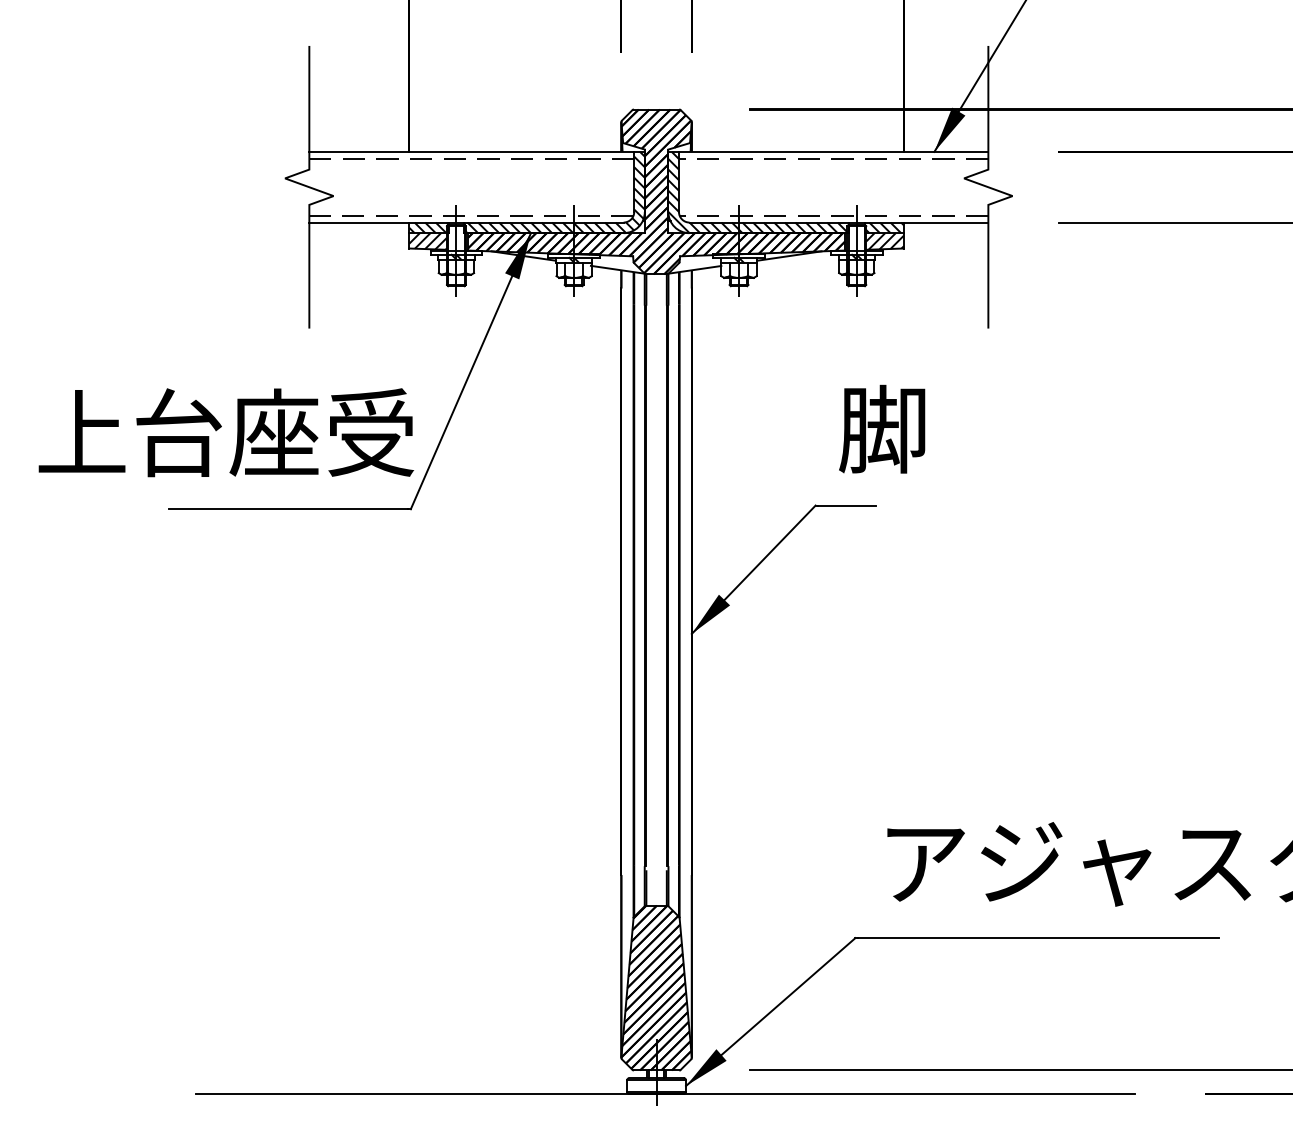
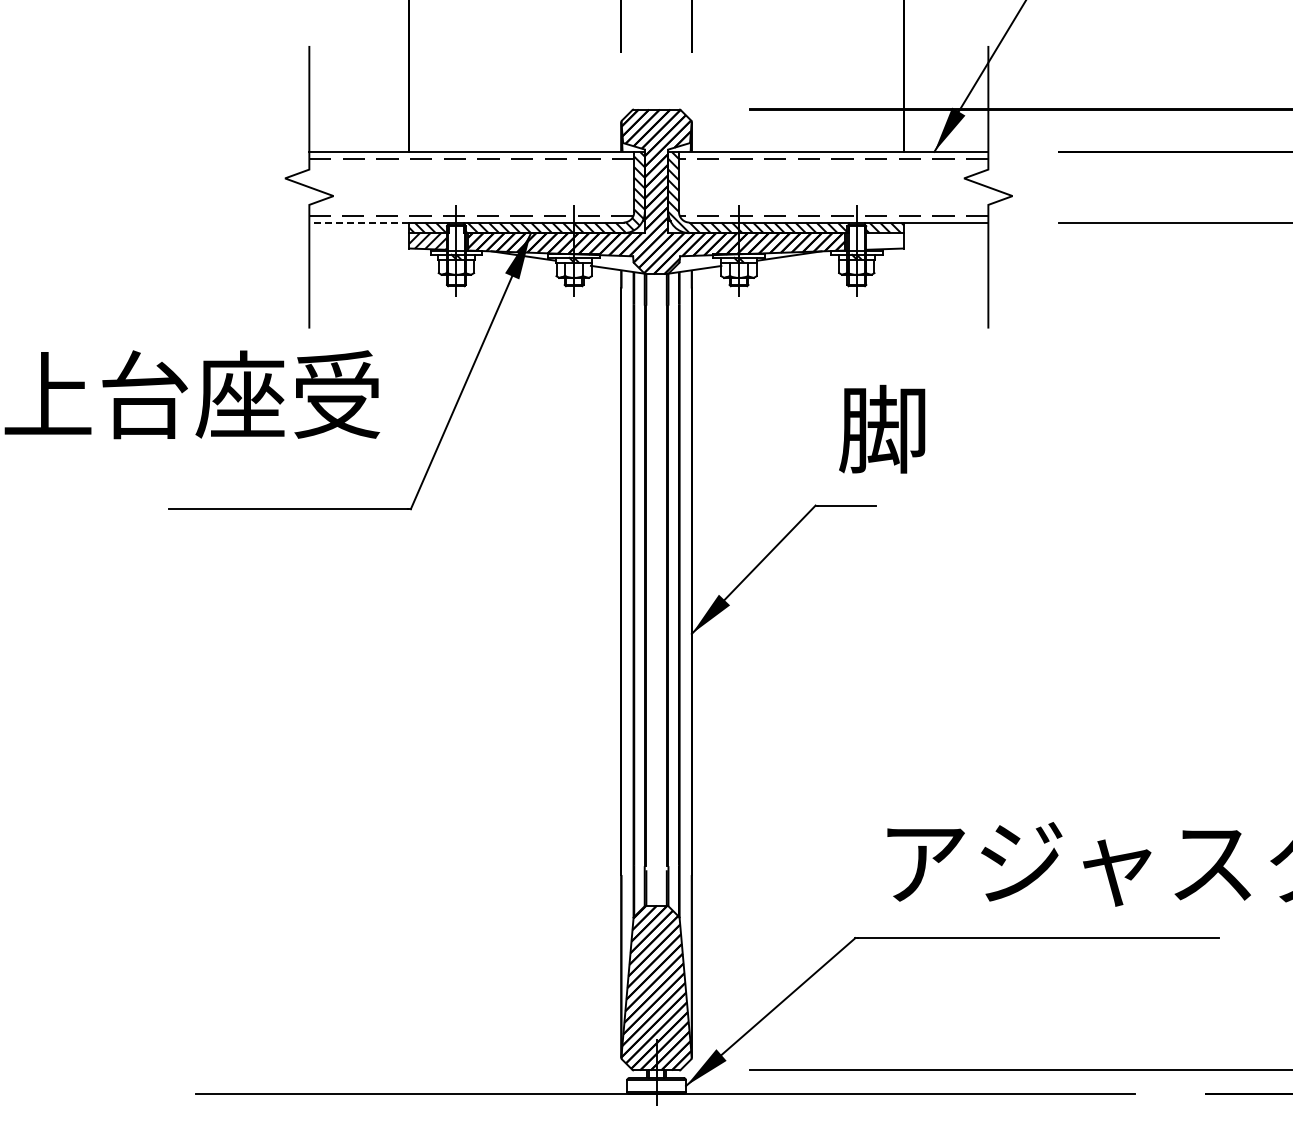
line: solid -> dashed (359, 222)
hatch: present -> none (884, 241)
text position: (226, 432) -> (192, 394) (192, 394)
